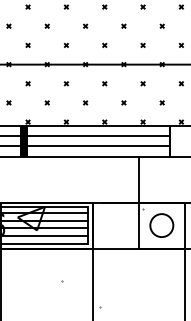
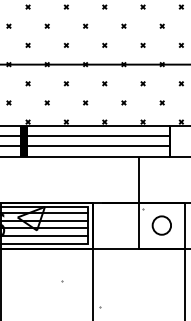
part size: 26x25 px -> 21x21 px (161, 225)
